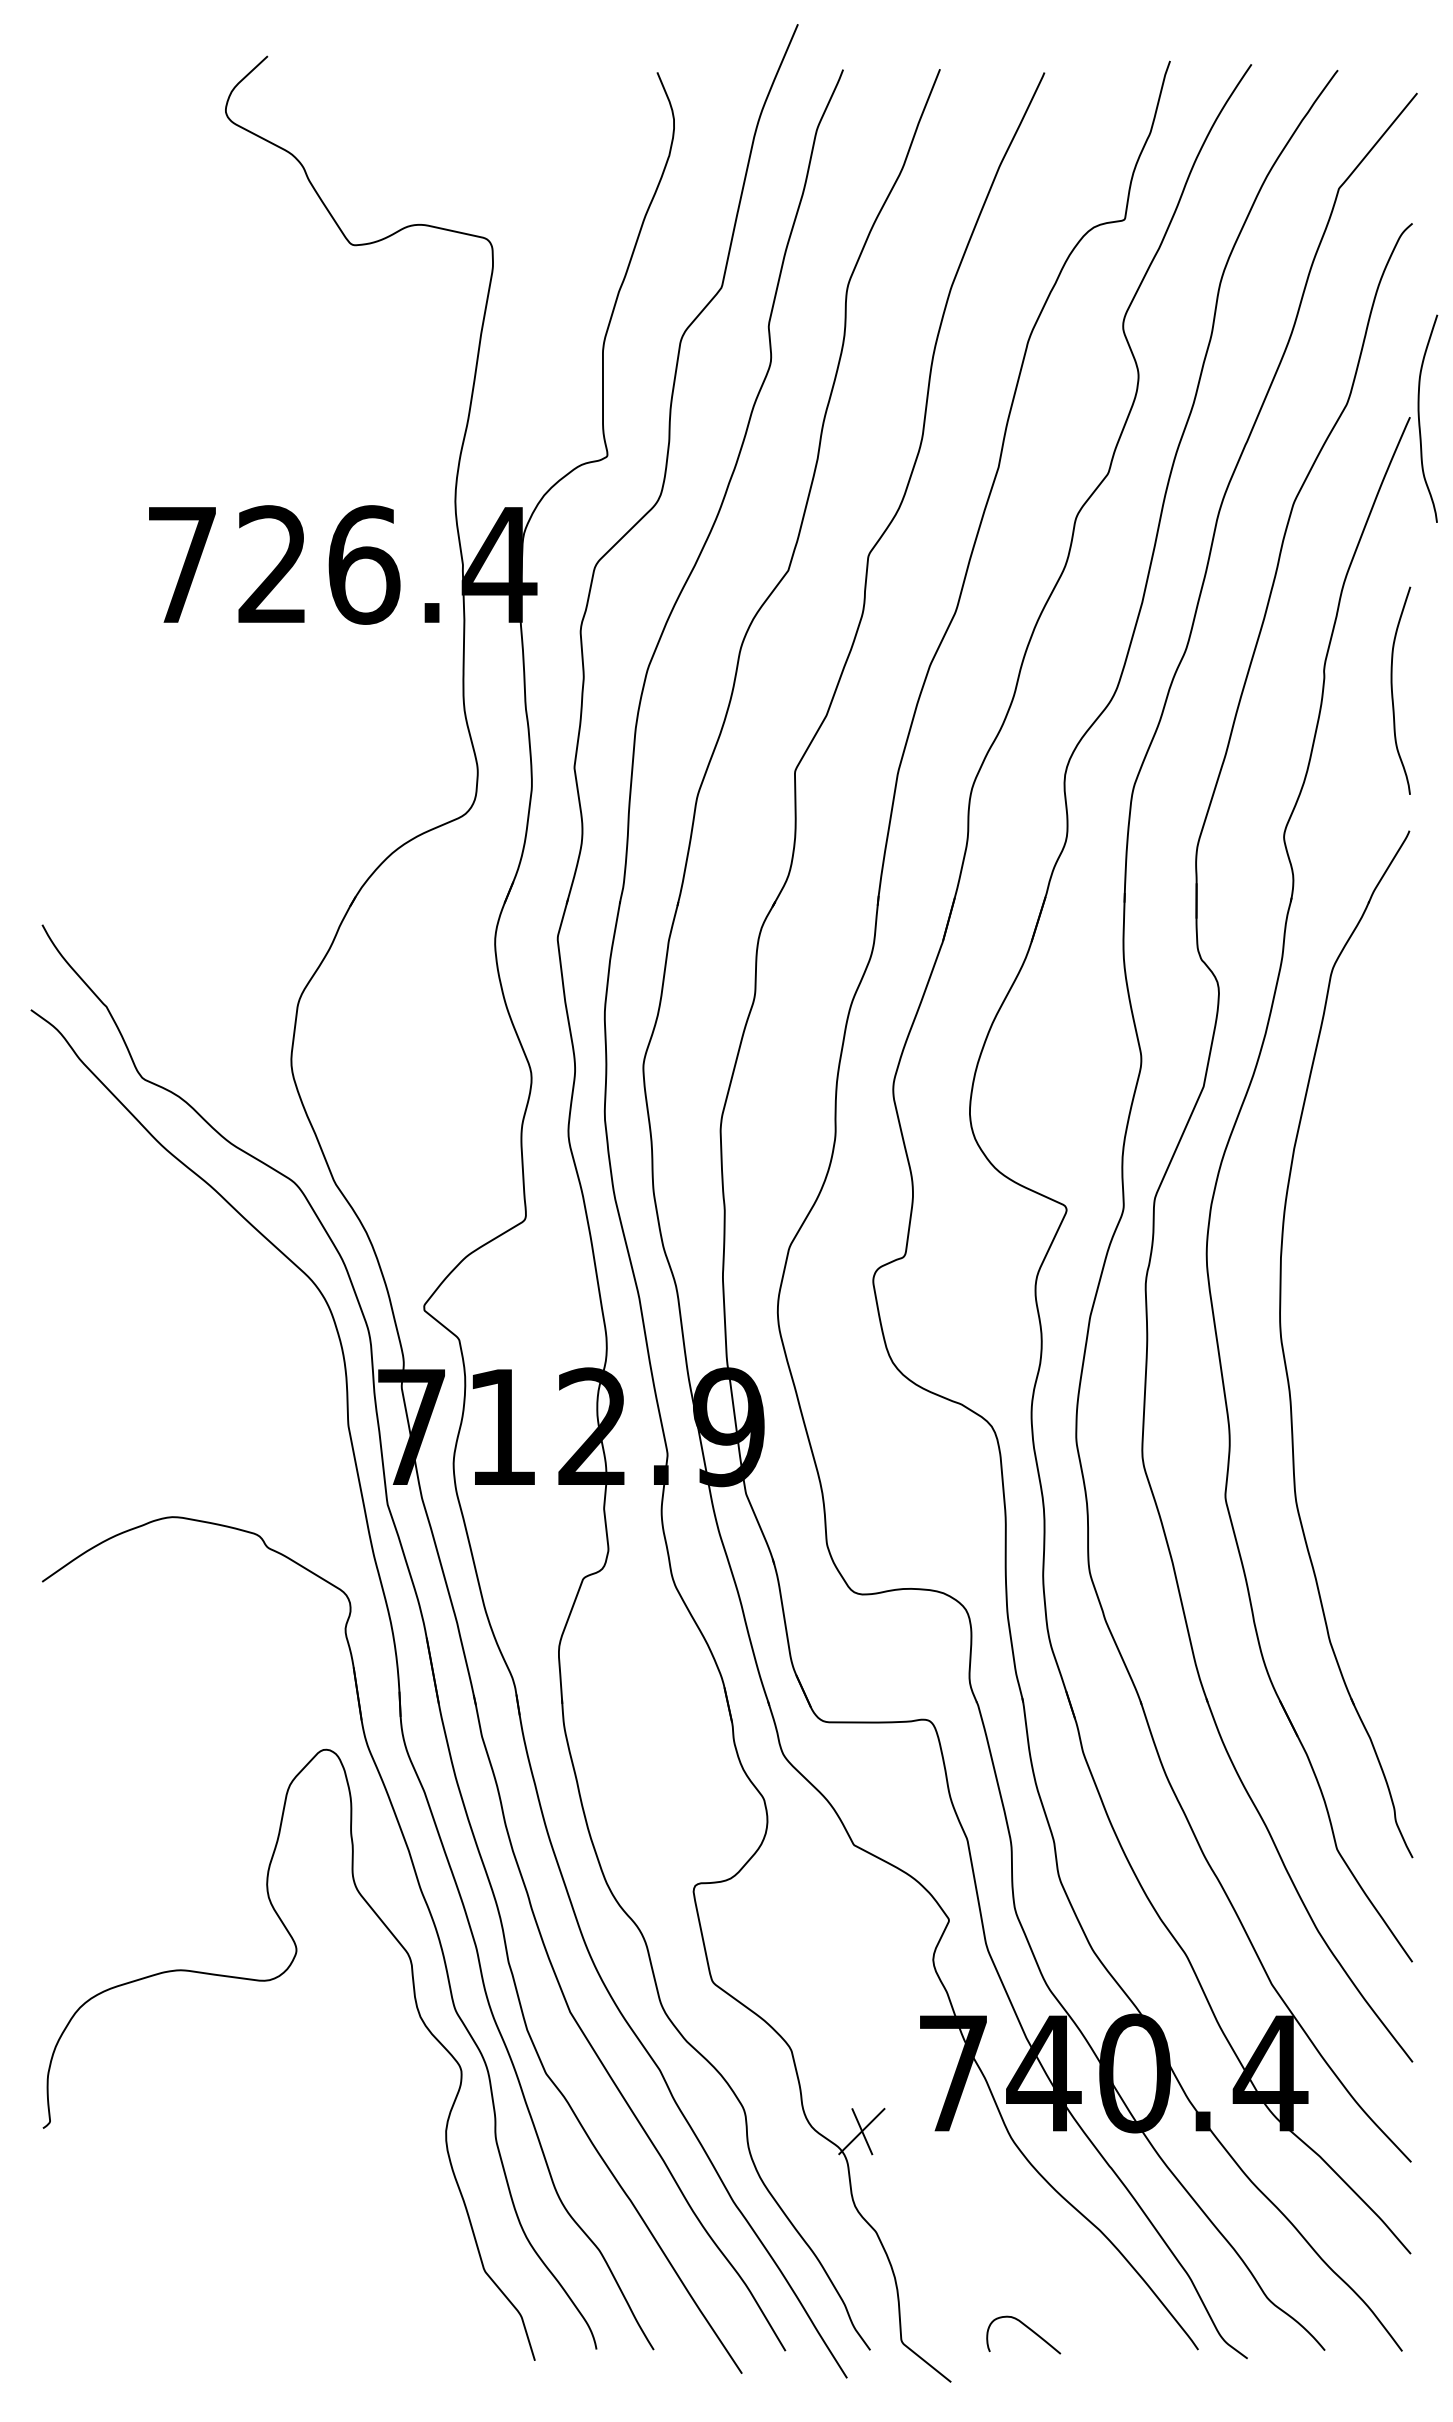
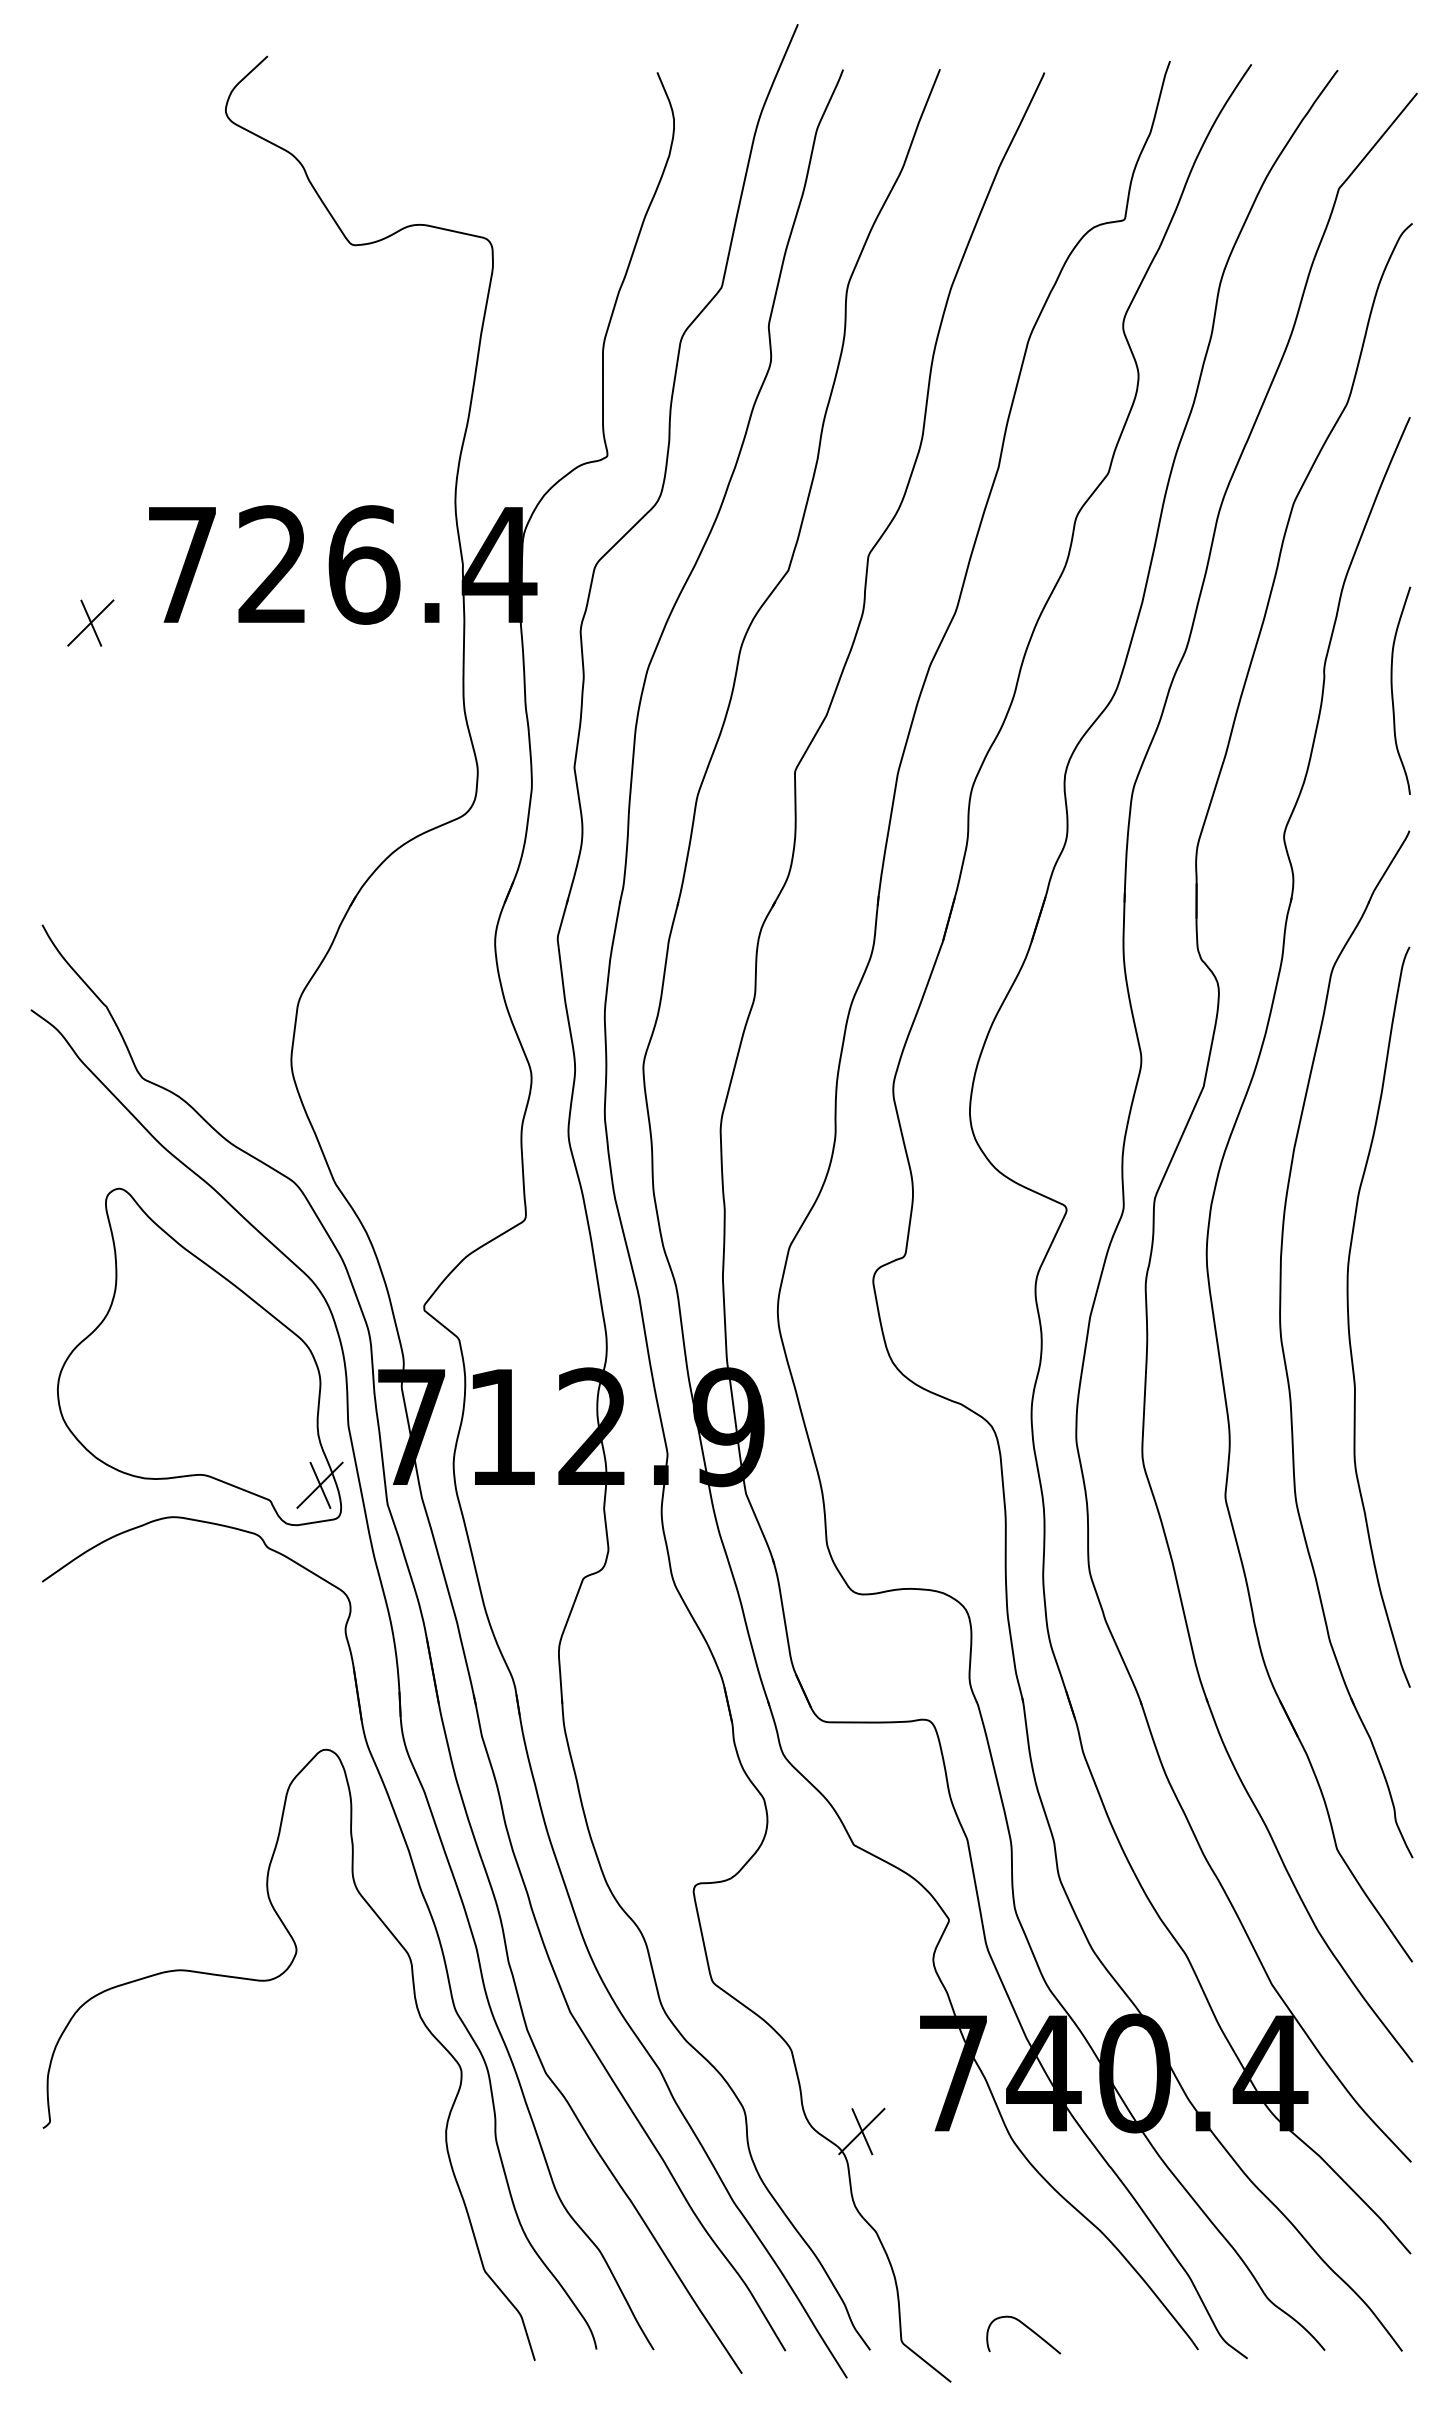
curve: present -> none (1419, 418)
part: none -> present (90, 622)
curve: none -> present (1349, 1316)
part: none -> present (200, 1356)
